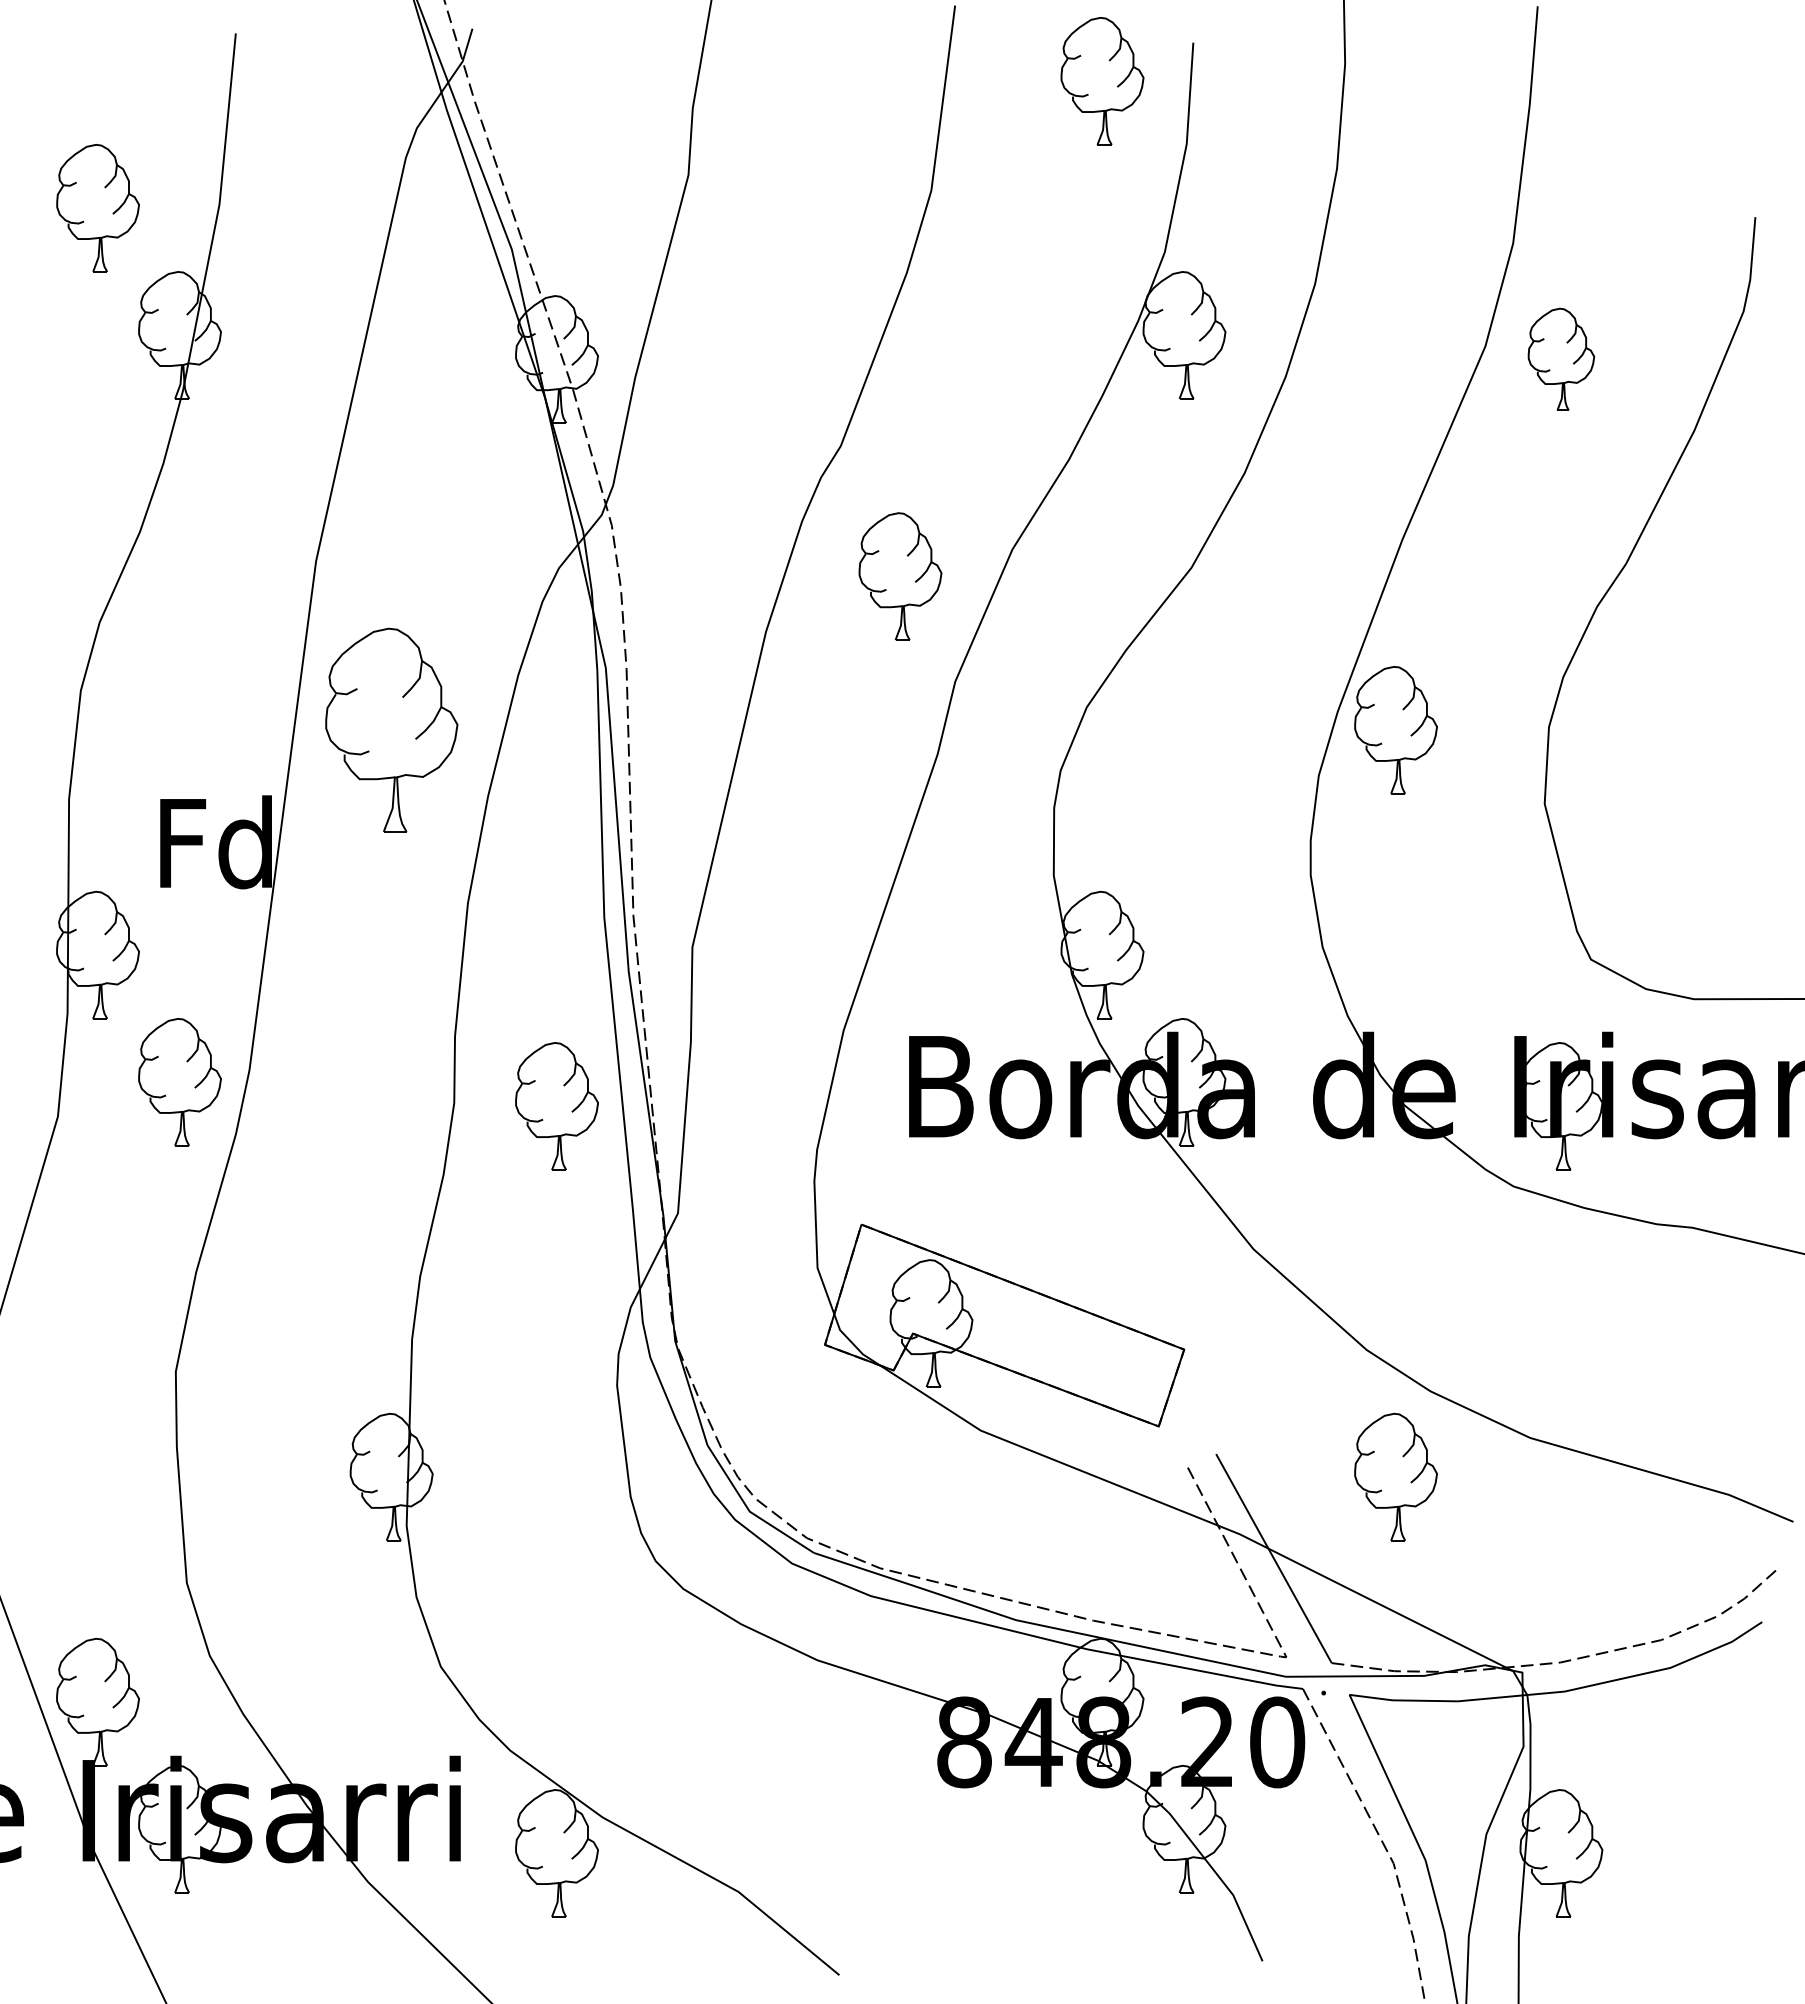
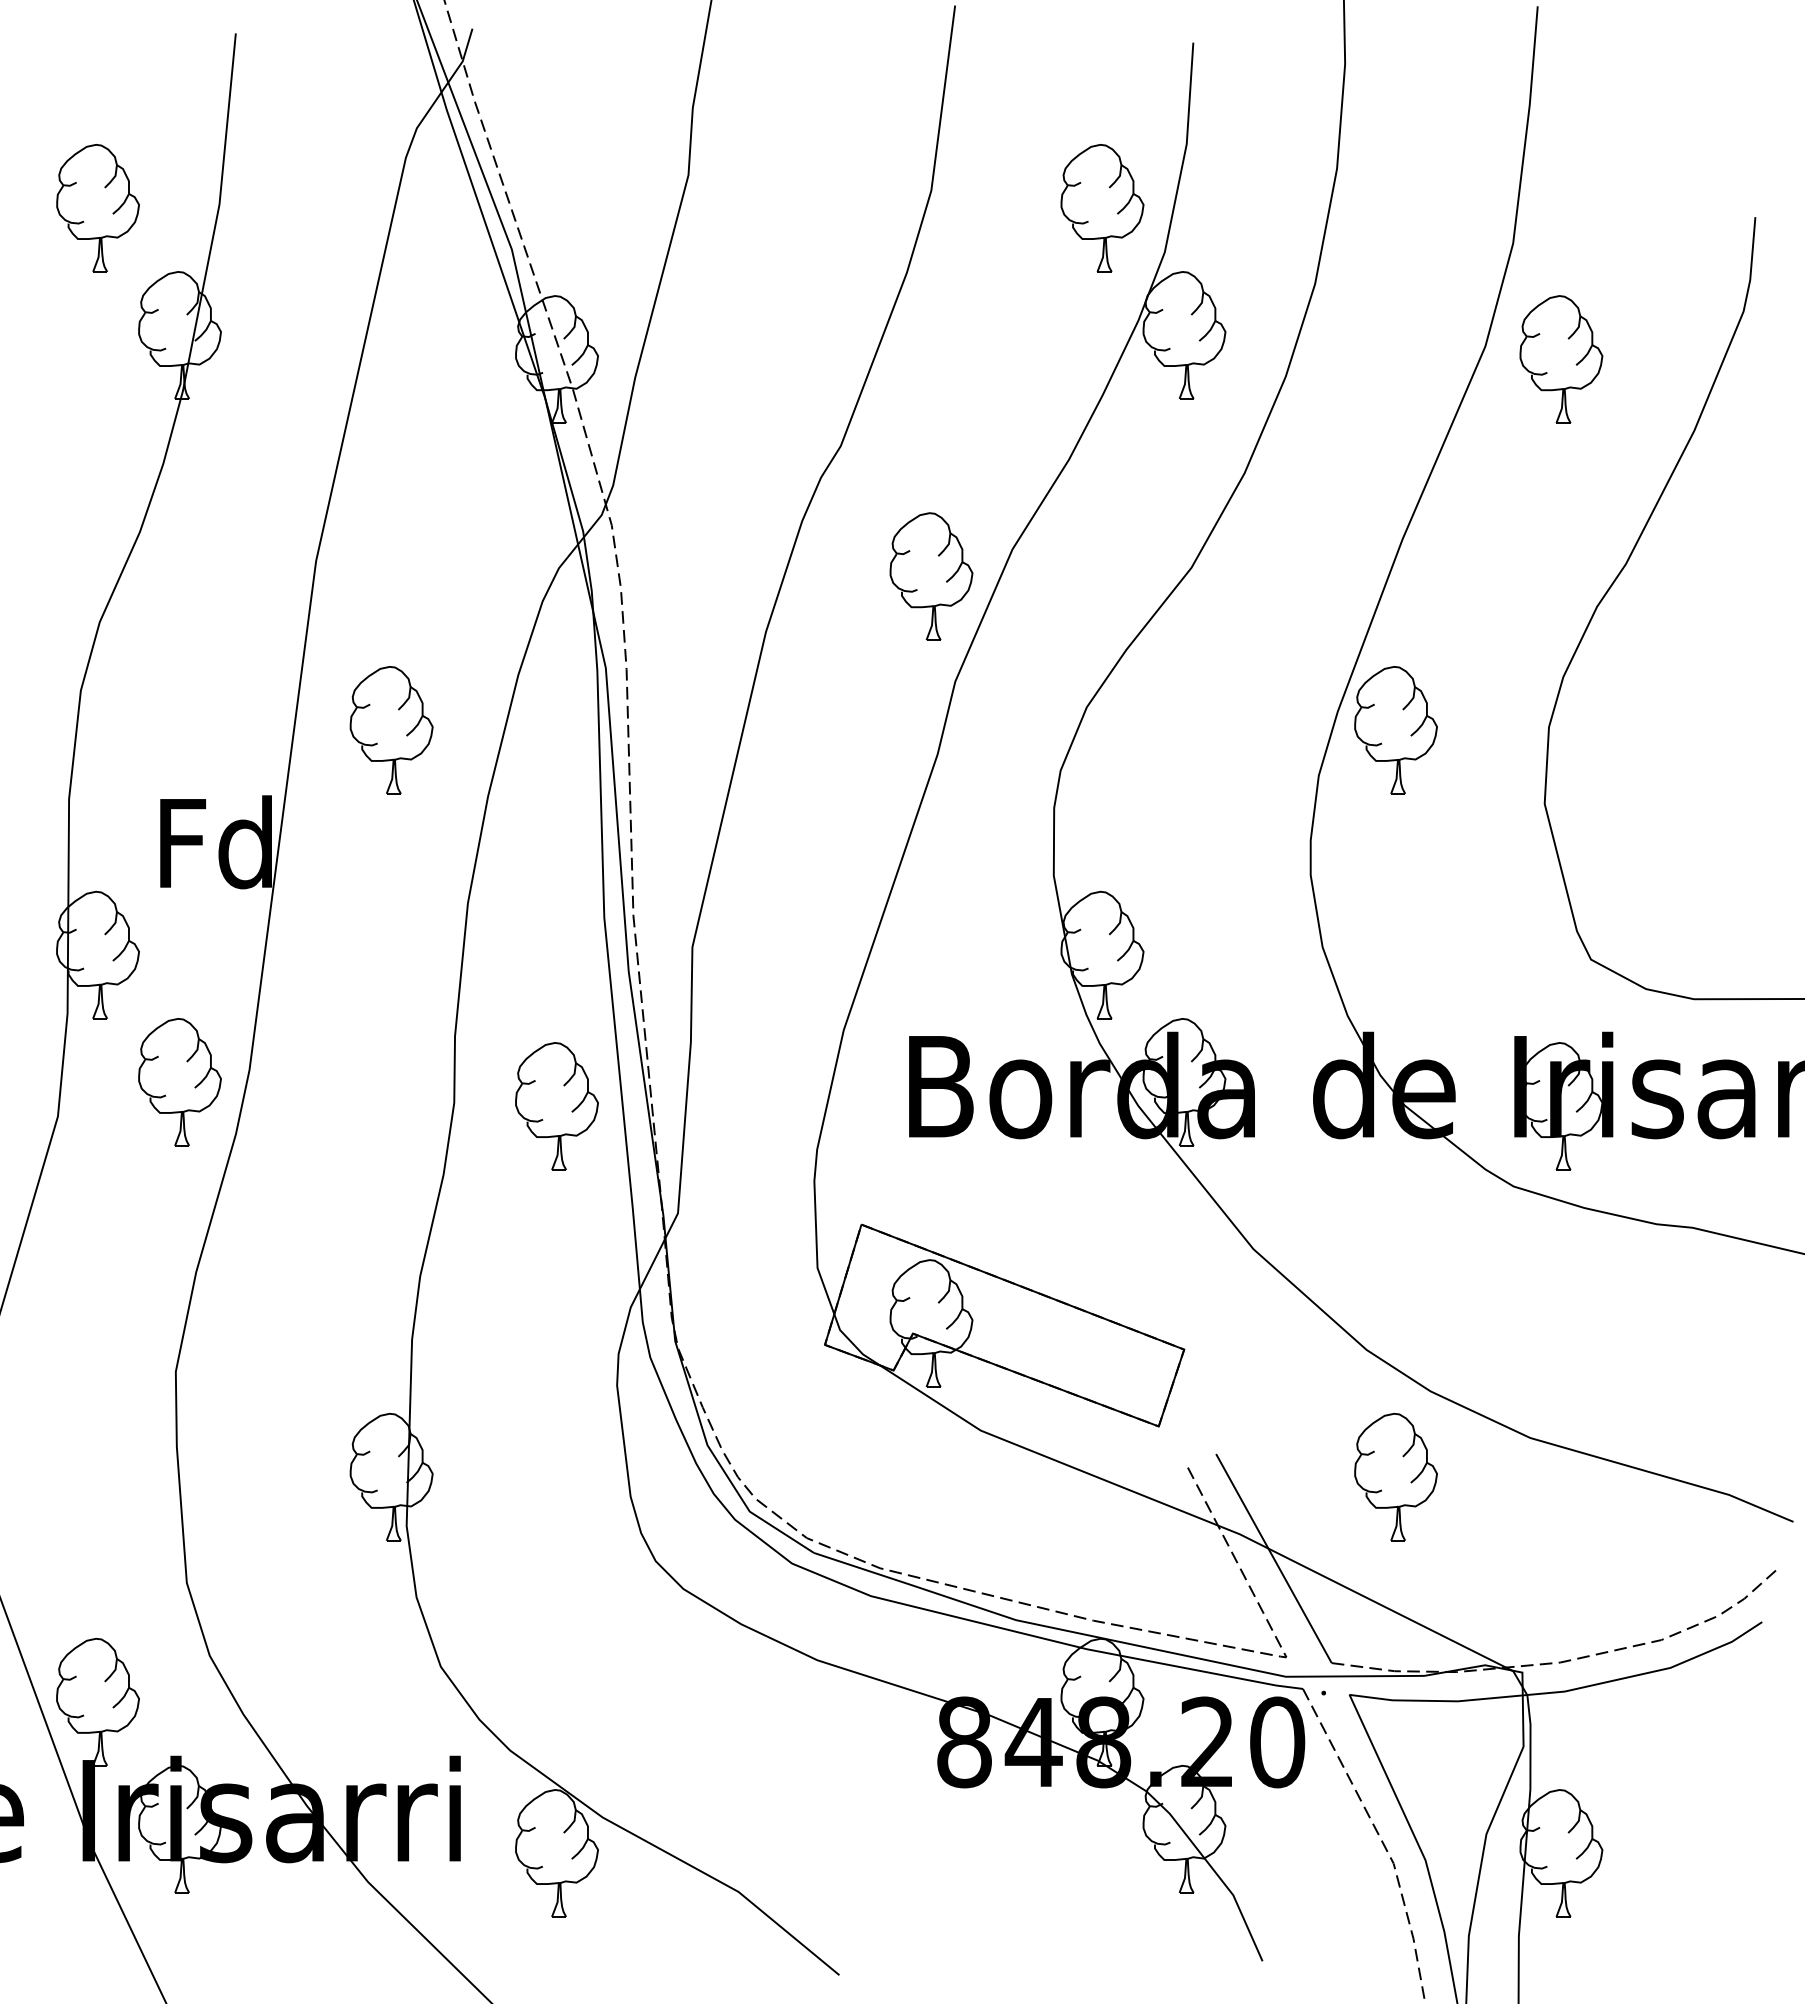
part position: (1102, 81) -> (1102, 208) (1102, 208)
part size: 69x104 px -> 85x129 px (1561, 359)
part position: (900, 576) -> (931, 576) (931, 576)
part size: 134x206 px -> 85x129 px (391, 730)
